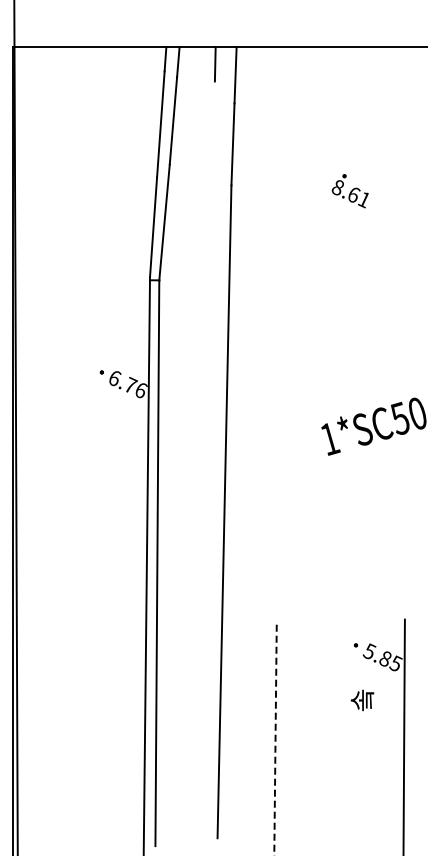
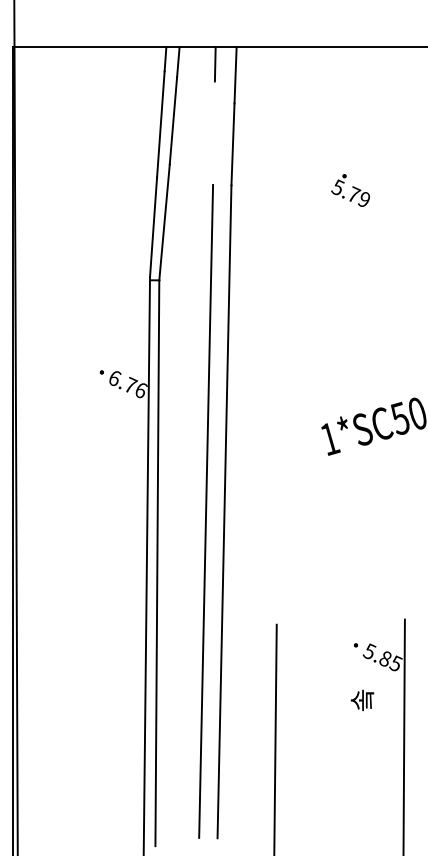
text: 8.61 -> 5.79 (350, 193)
line: none -> present (206, 510)
line: dashed -> solid (275, 740)
